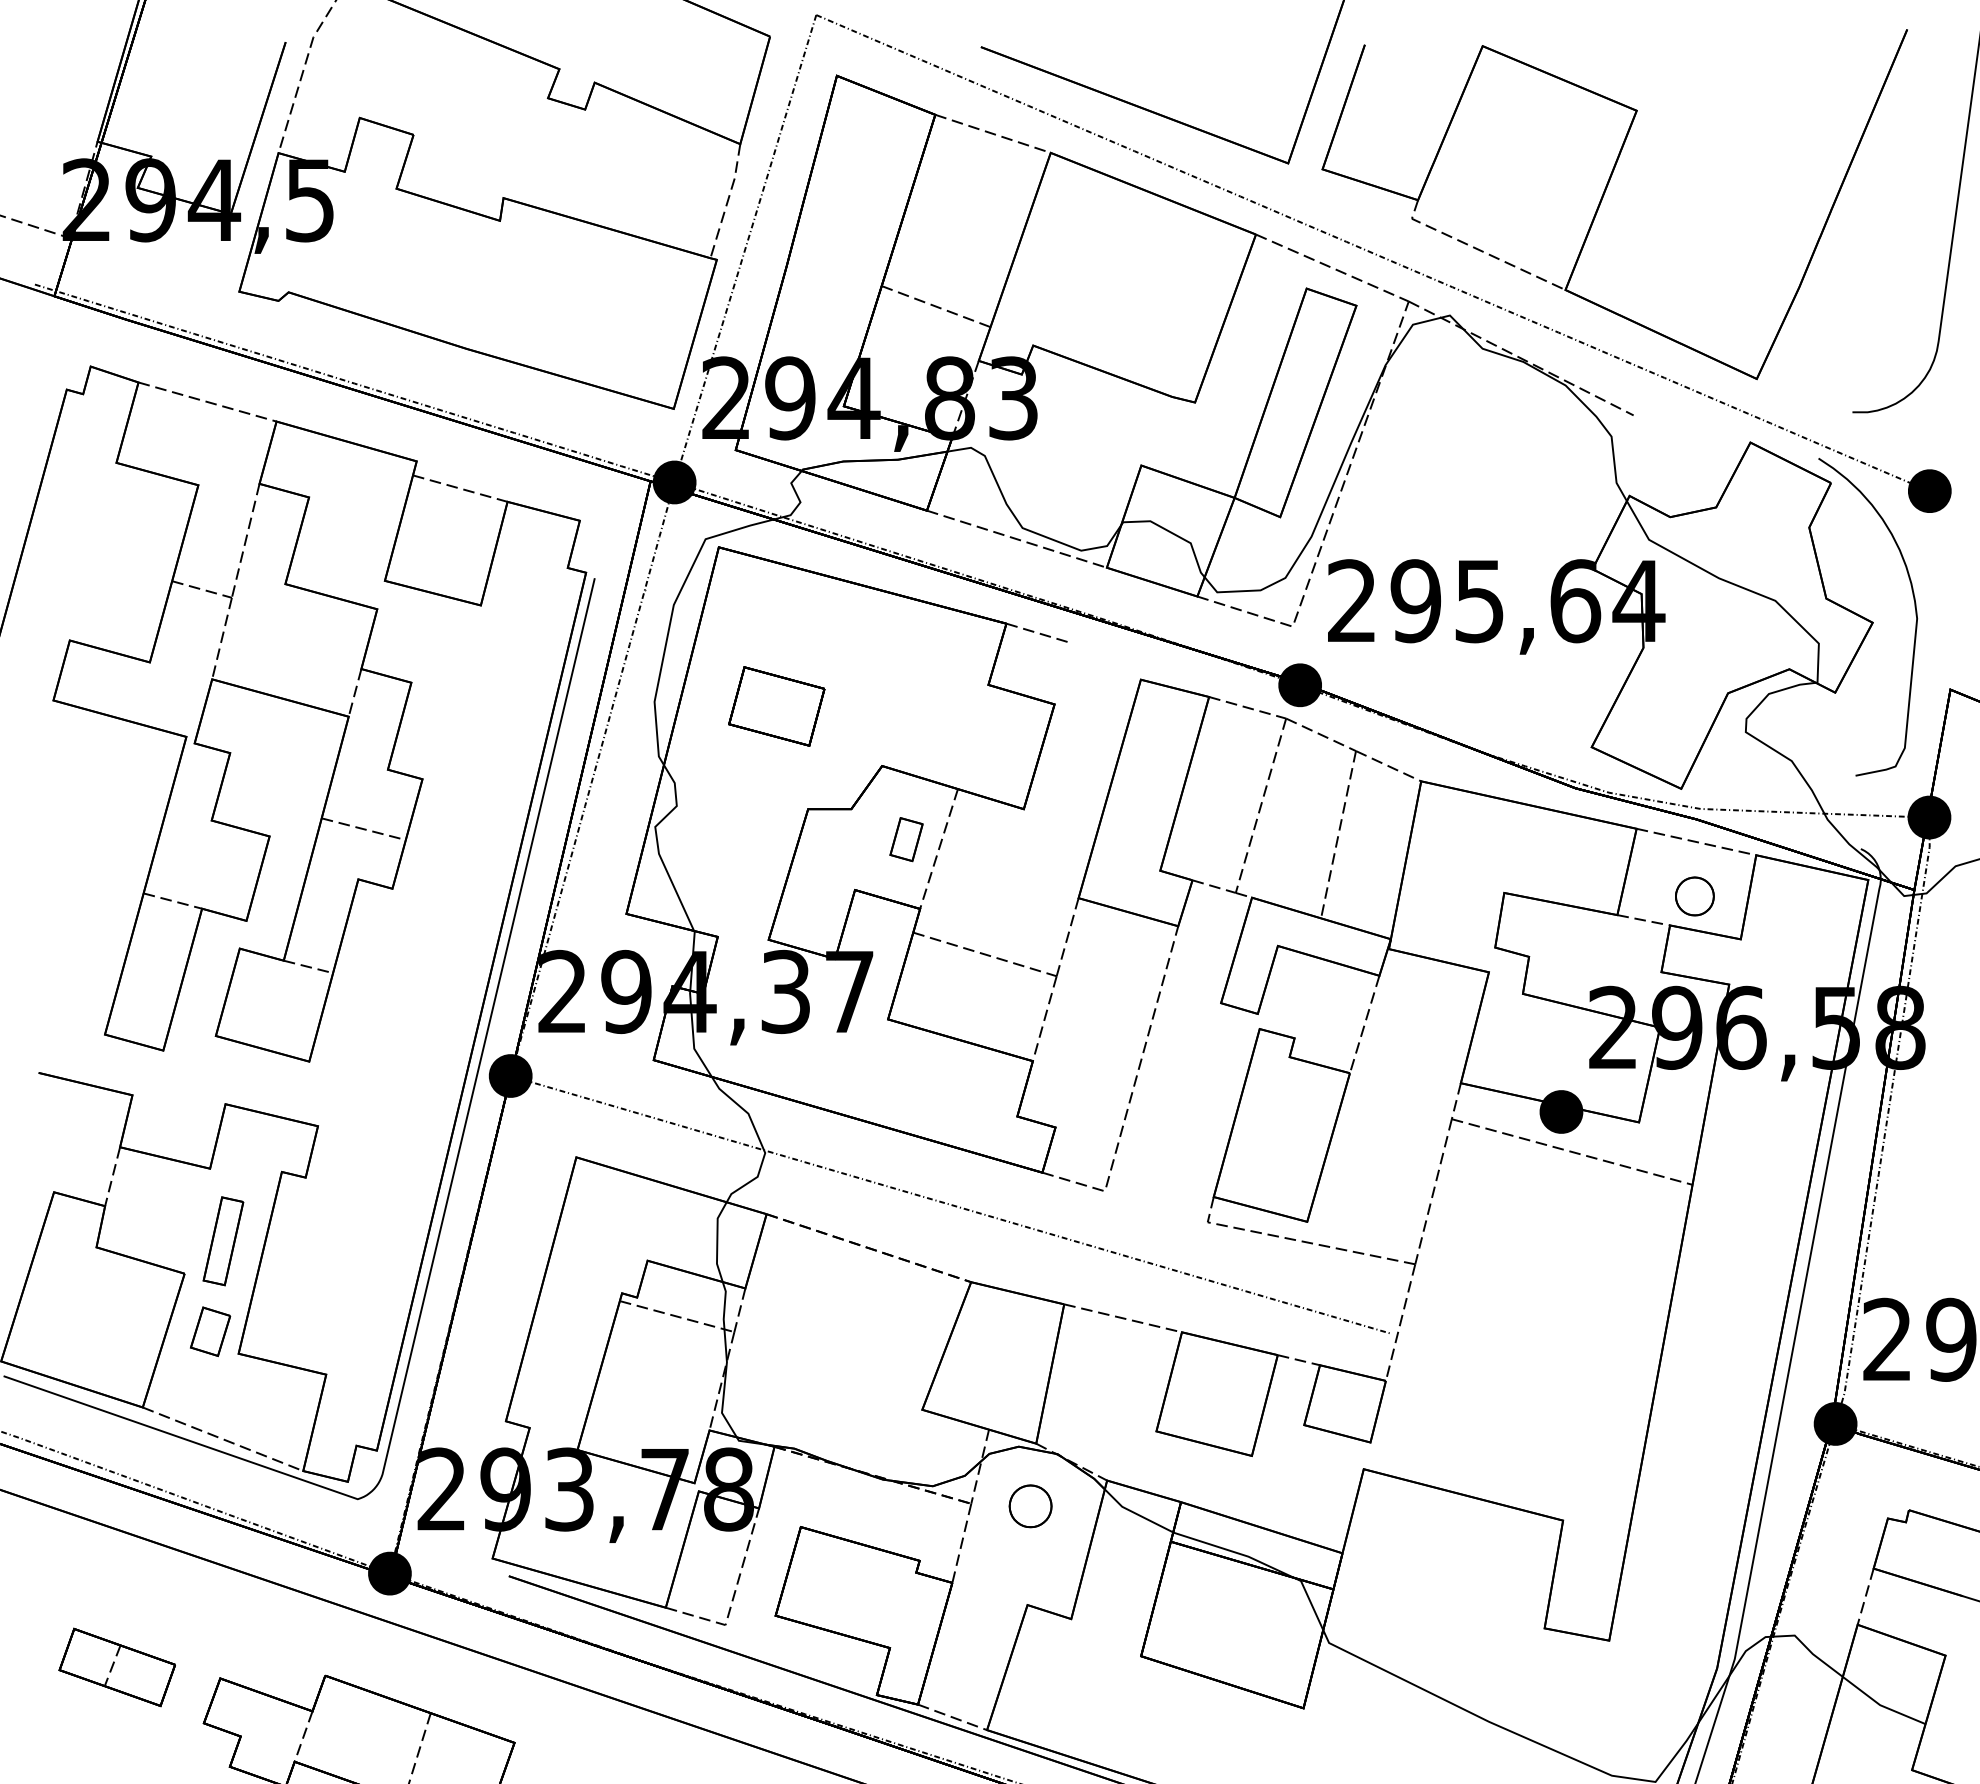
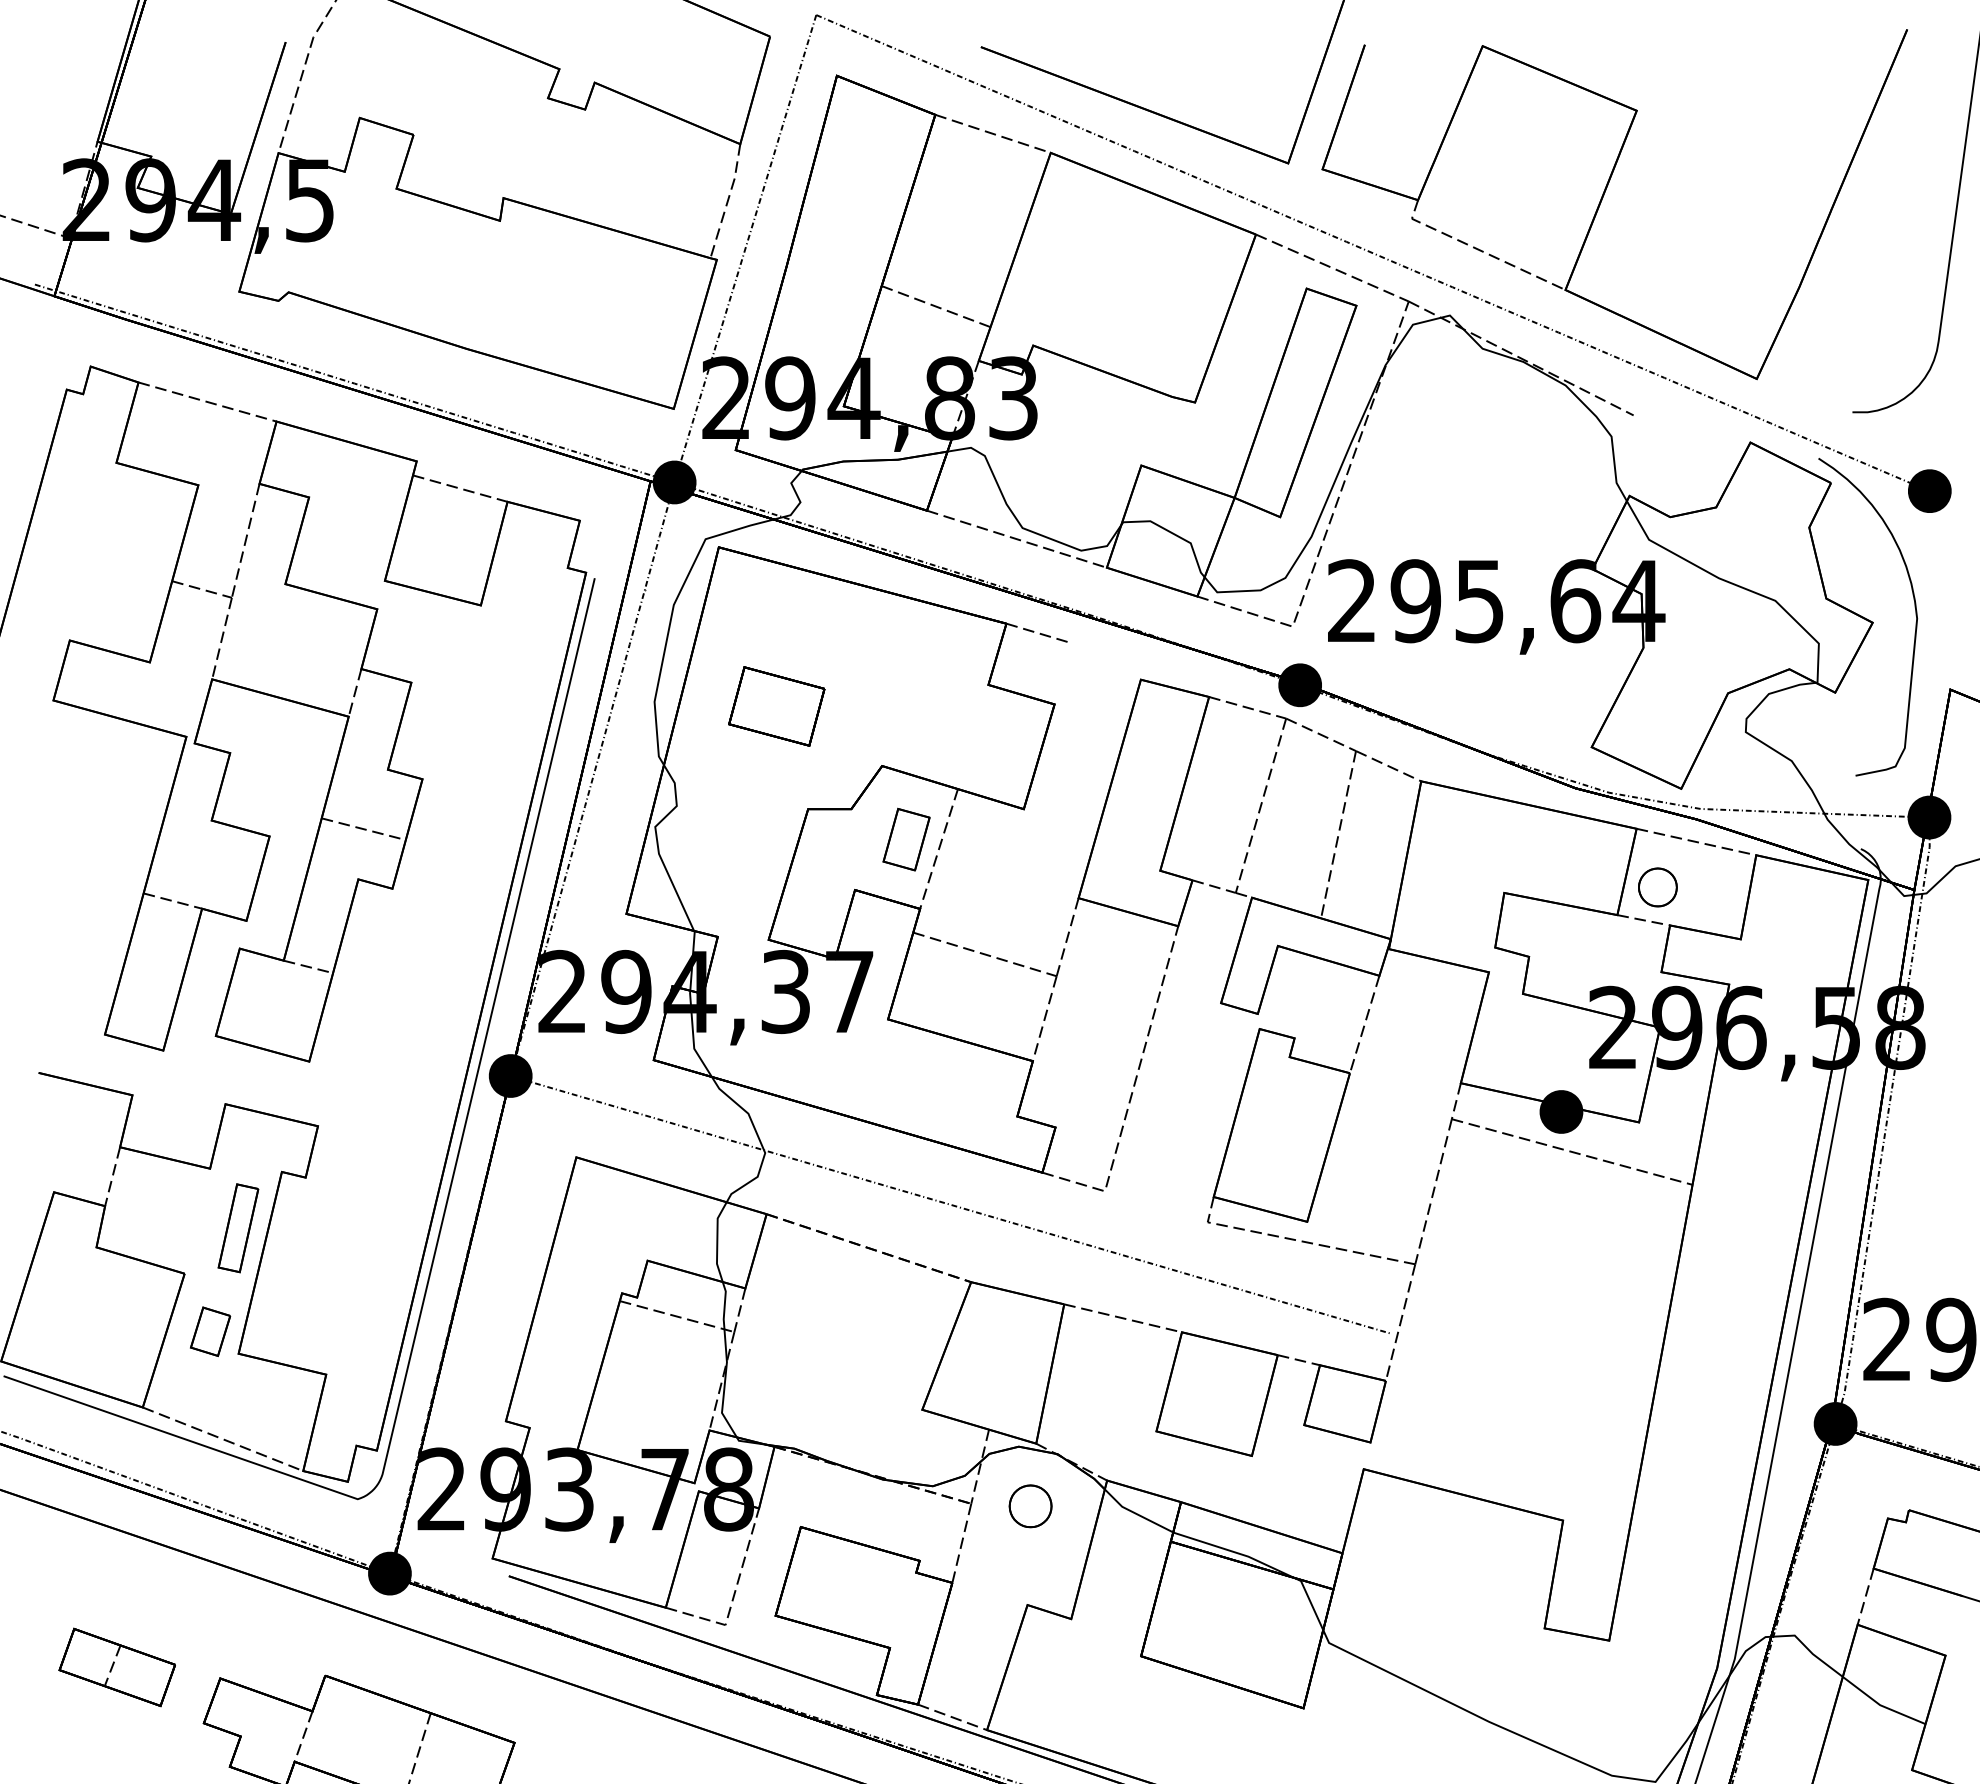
part size: 35x46 px -> 49x65 px (906, 839)
part position: (1694, 896) -> (1657, 887) (1657, 887)
part position: (223, 1241) -> (238, 1228) (238, 1228)
